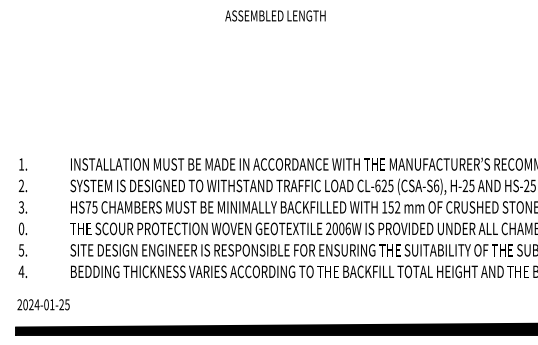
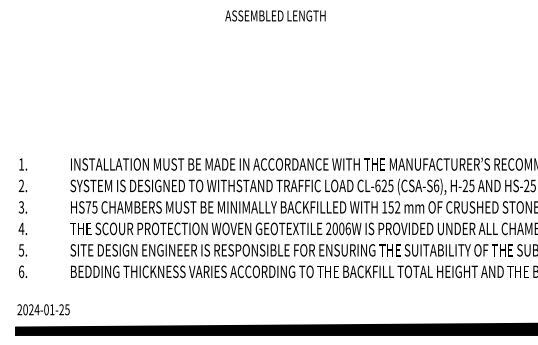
text: 0. -> 4. (21, 228)
text: 4. -> 6. (21, 271)
text position: (43, 304) -> (43, 309) (43, 309)
